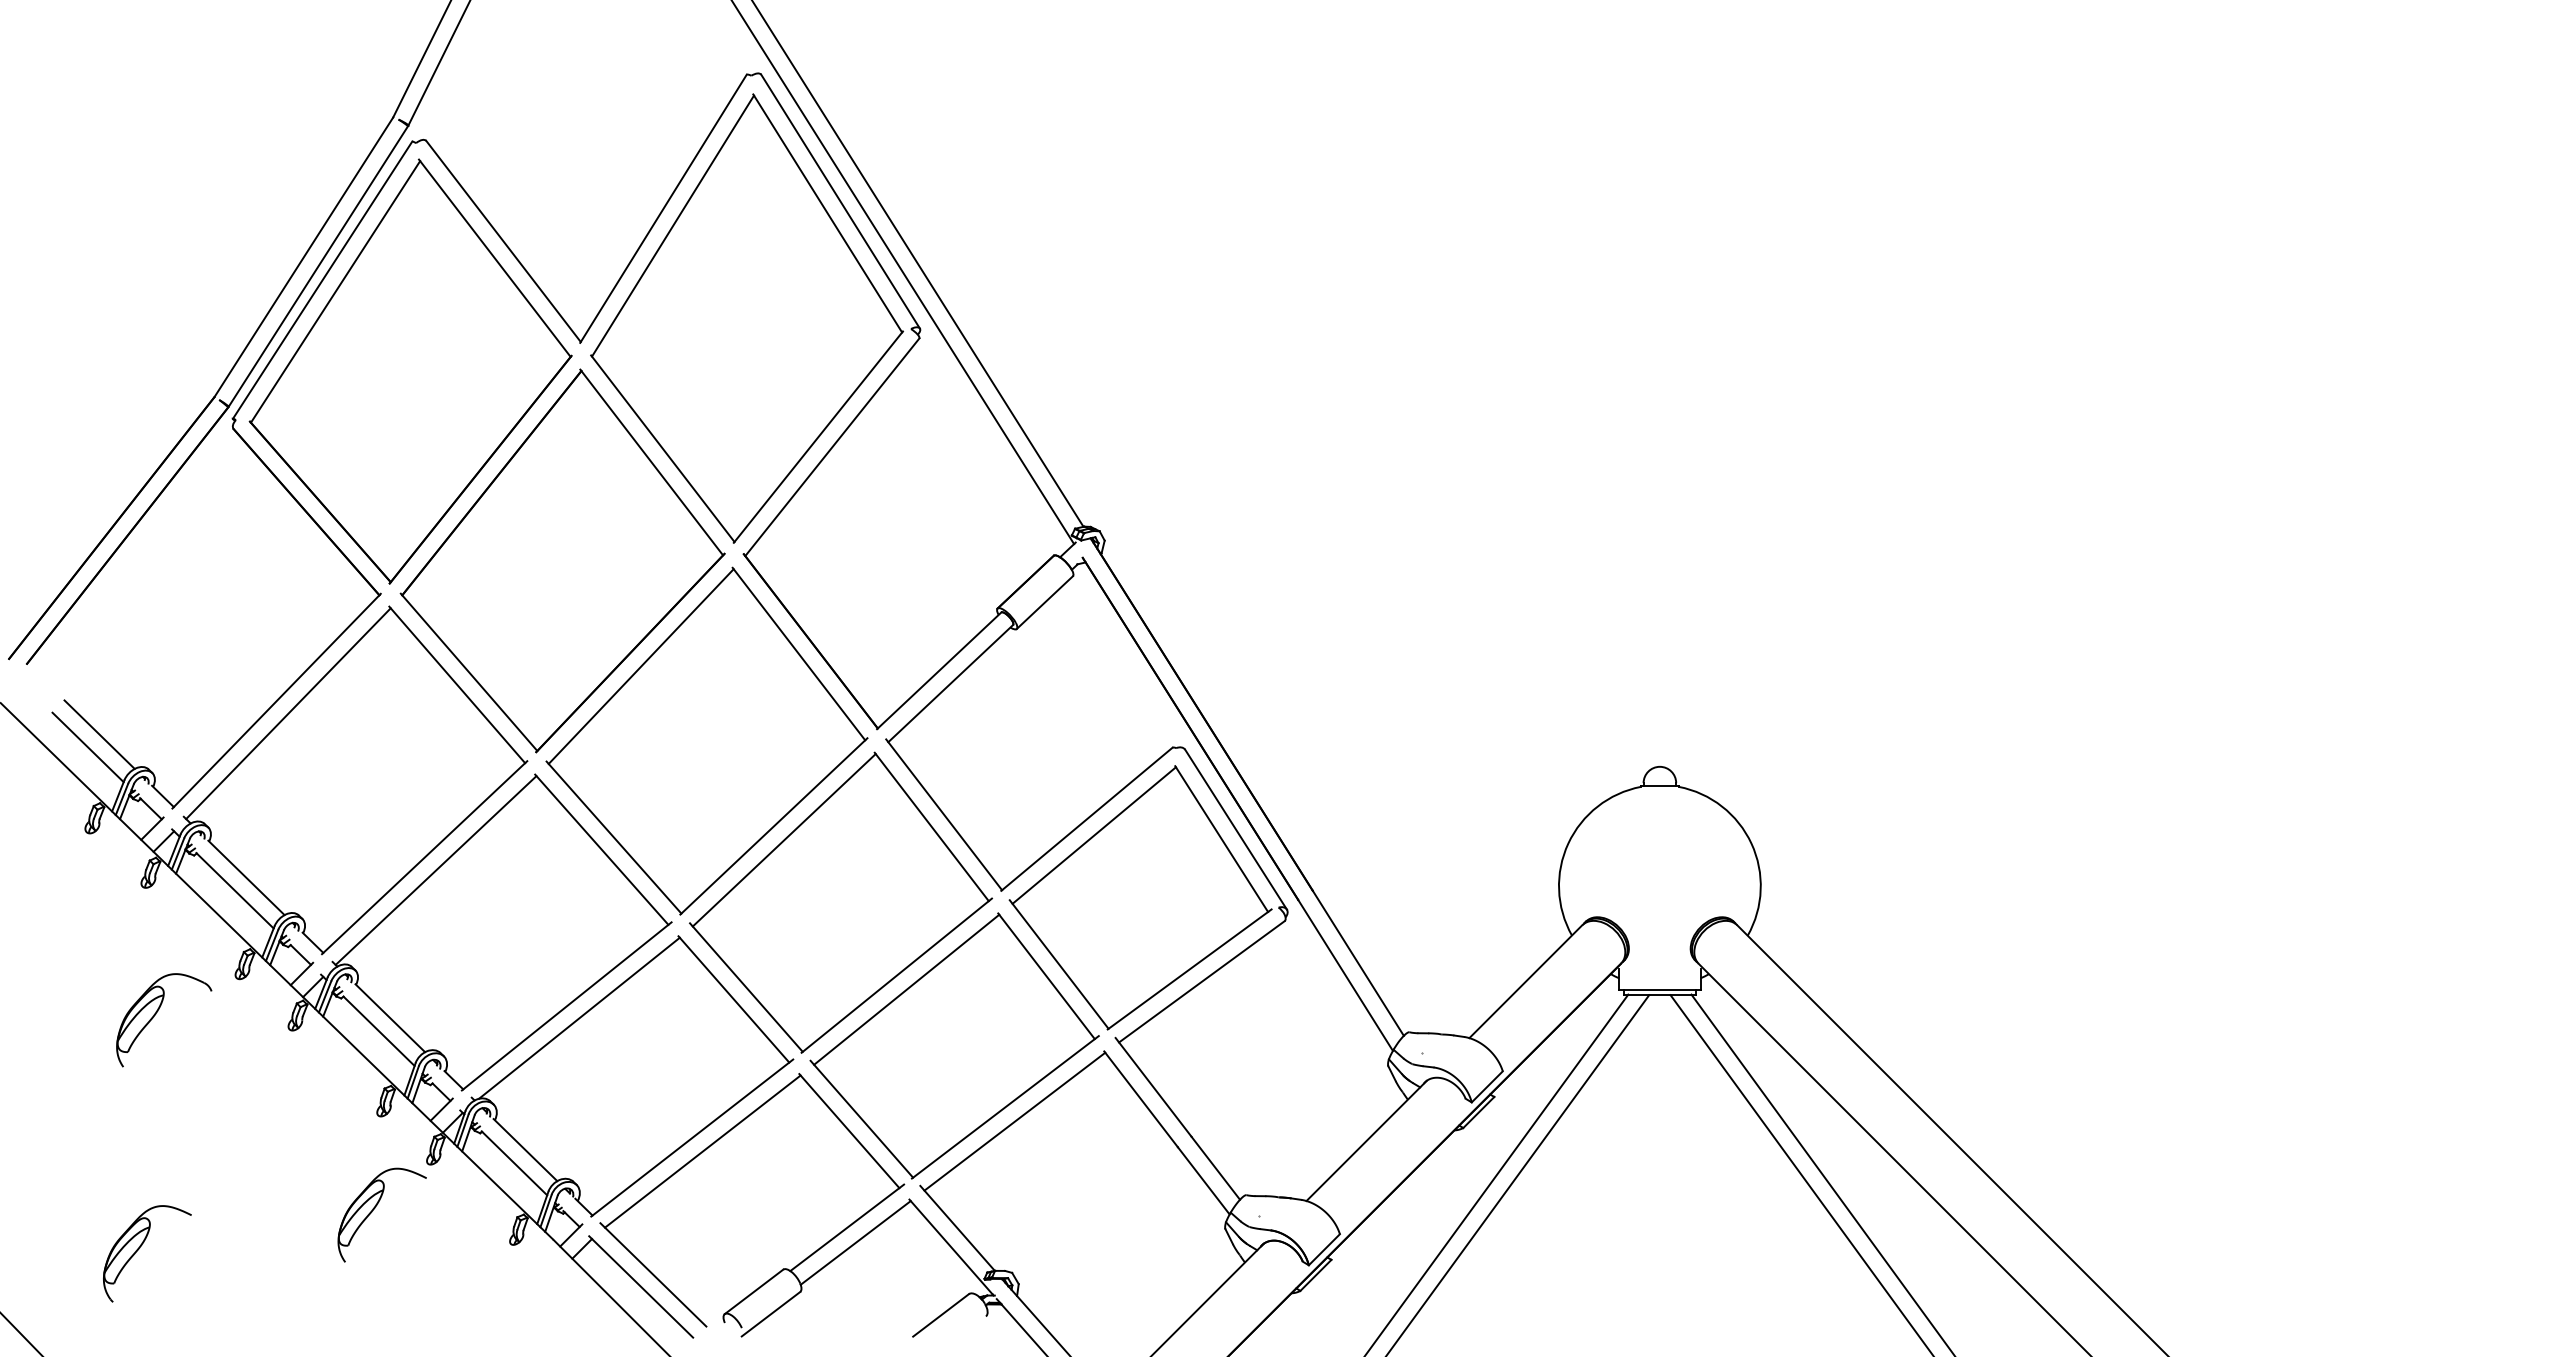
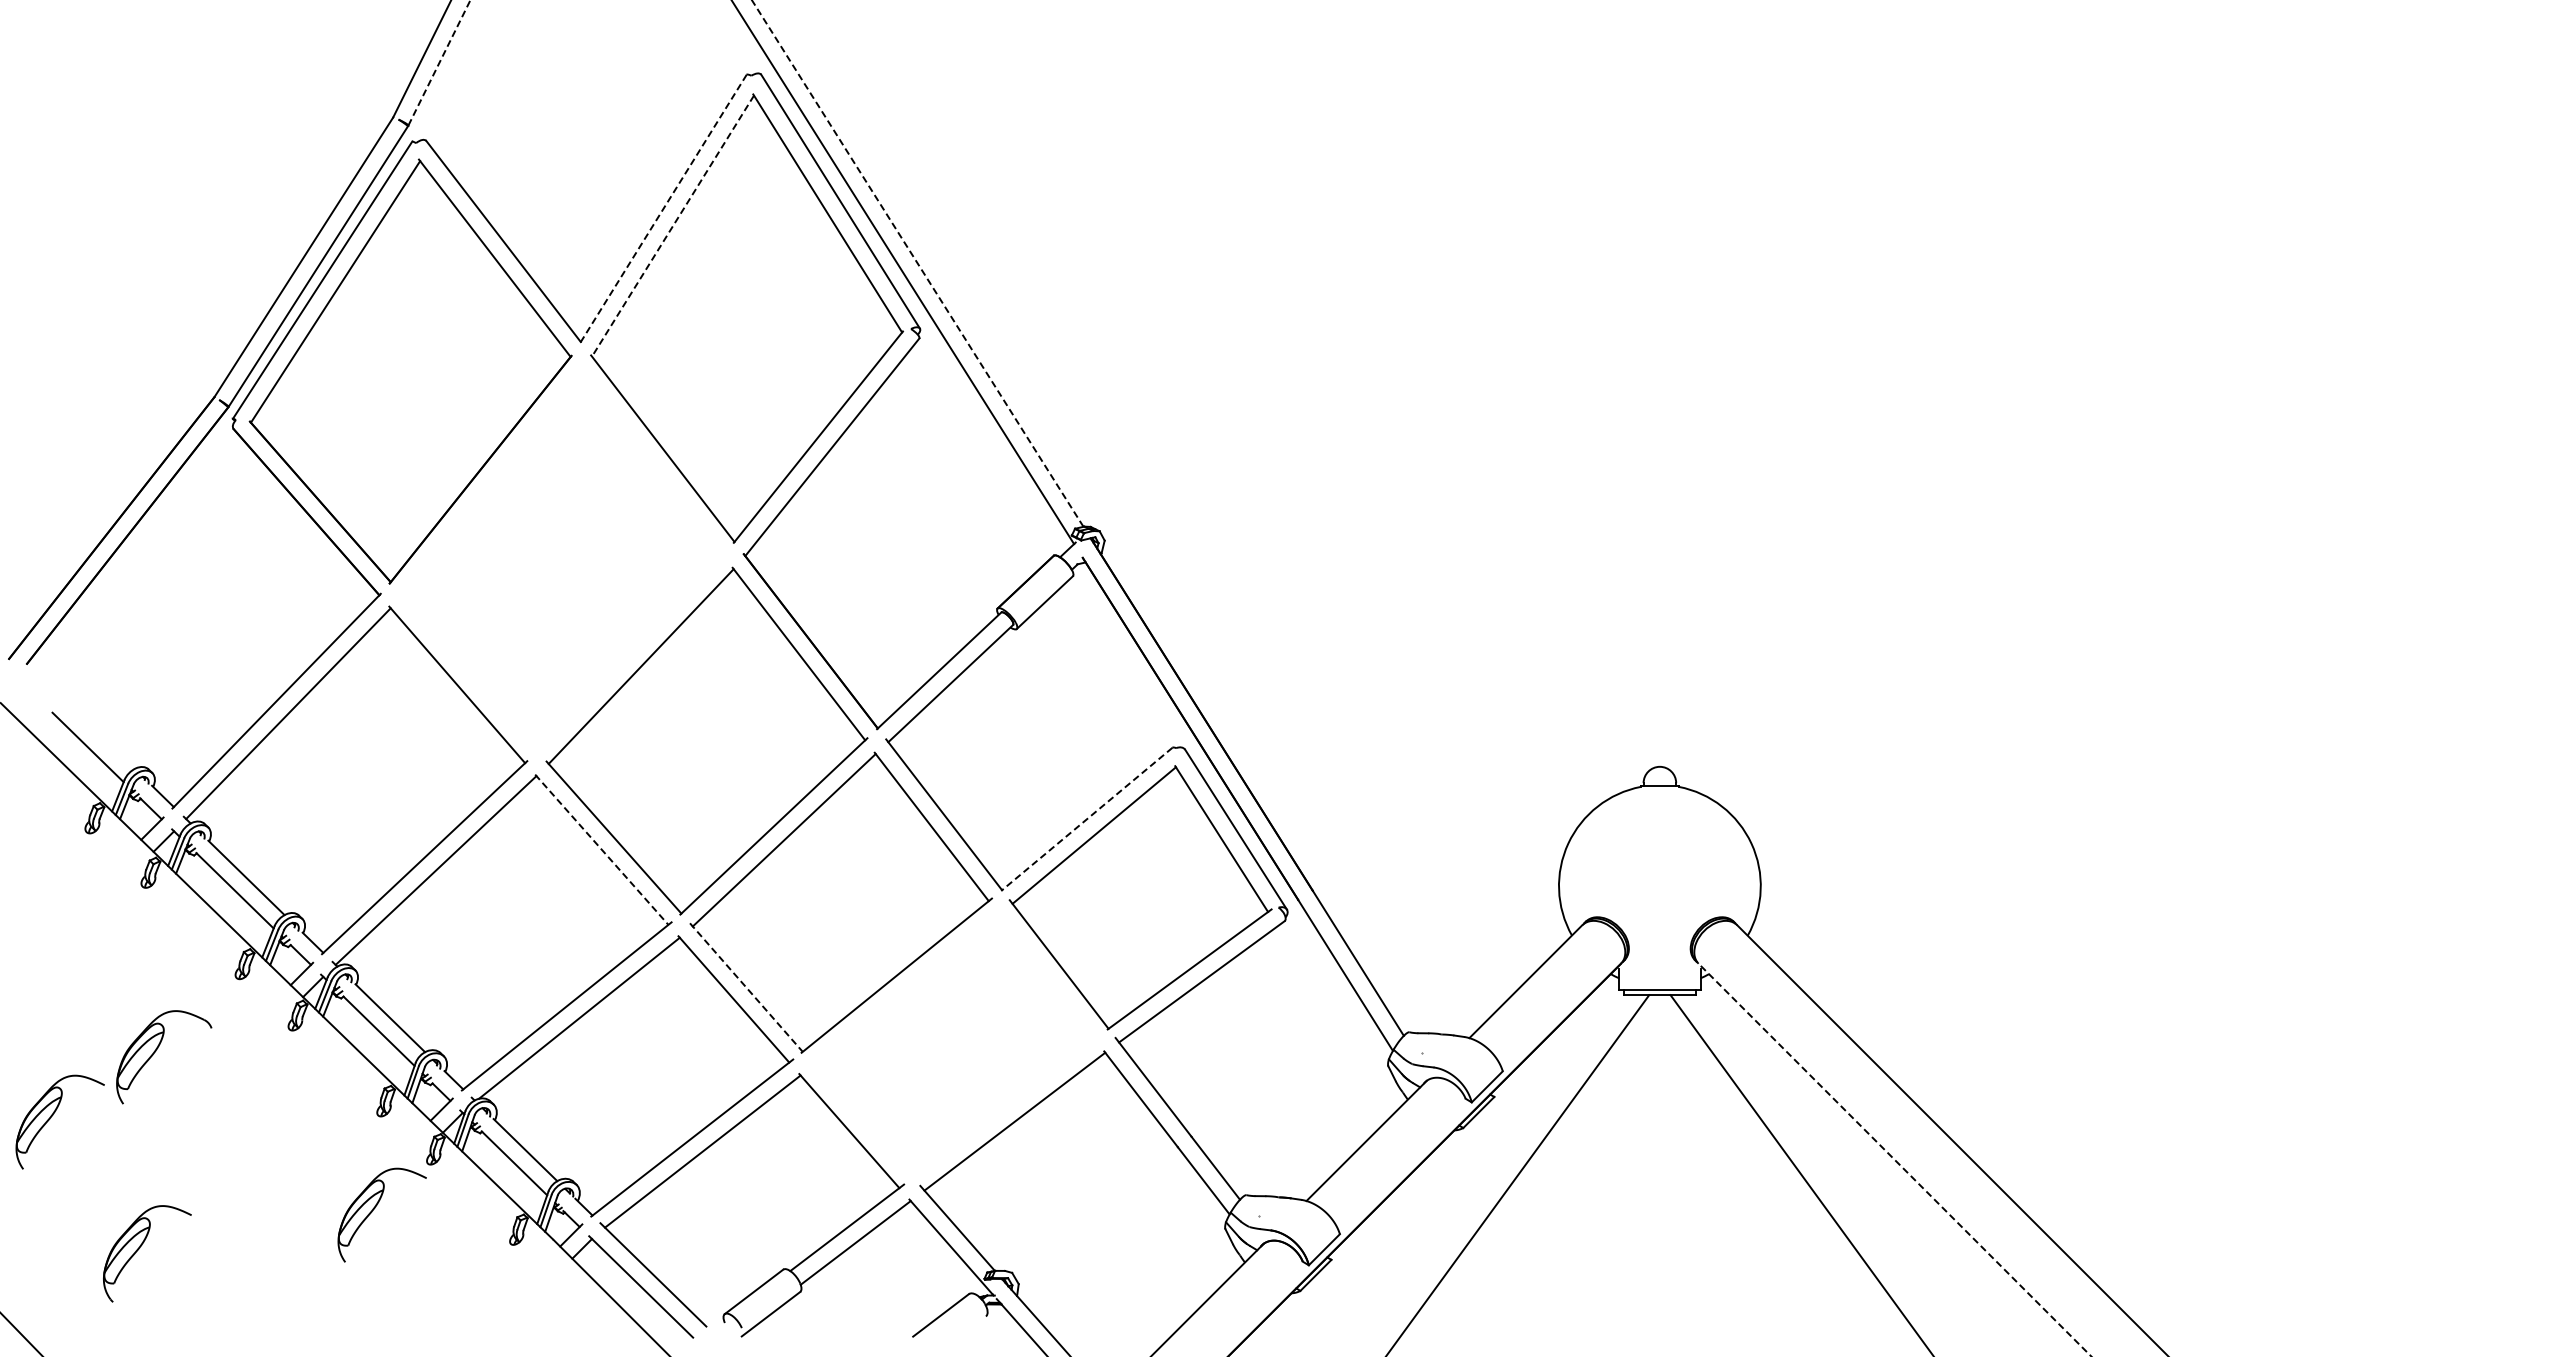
line: solid -> dashed (439, 62)
line: solid -> dashed (663, 208)
line: solid -> dashed (673, 226)
line: solid -> dashed (917, 263)
part: present -> none (562, 560)
line: present -> none (99, 734)
line: solid -> dashed (1086, 819)
line: solid -> dashed (602, 850)
line: solid -> dashed (746, 987)
part position: (156, 1014) -> (156, 1051) (156, 1051)
part: present -> none (954, 1045)
part: none -> present (53, 1115)
line: solid -> dashed (1895, 1160)
line: present -> none (1497, 1173)
line: present -> none (1822, 1173)
